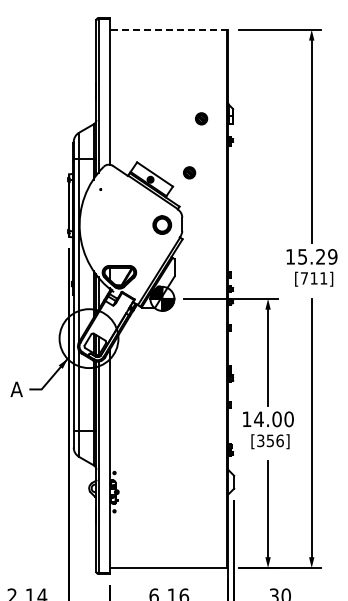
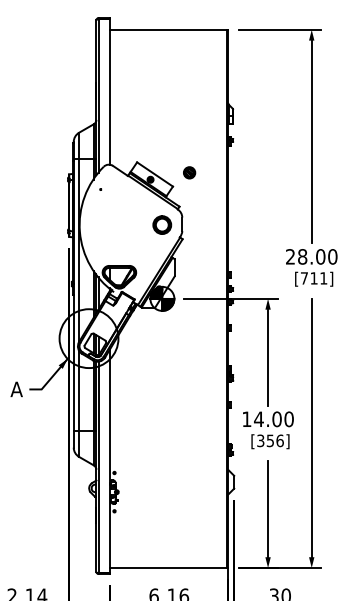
line: dashed -> solid (168, 29)
part: present -> none (201, 118)
text: 15.29 -> 28.00 (311, 256)
